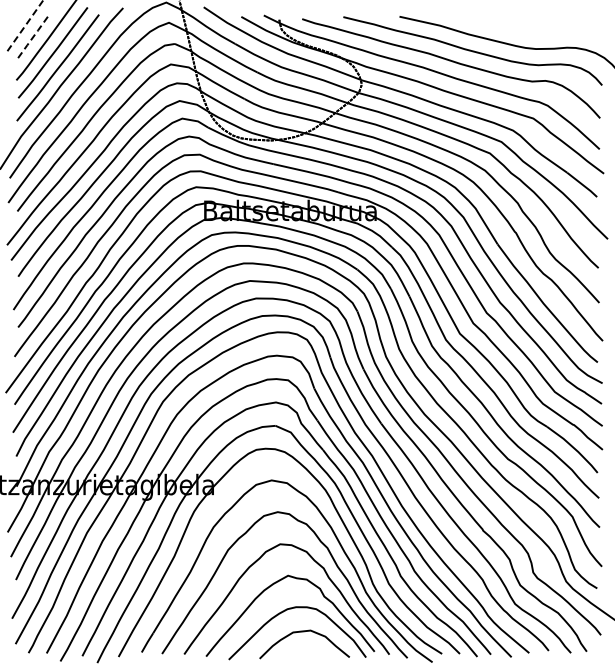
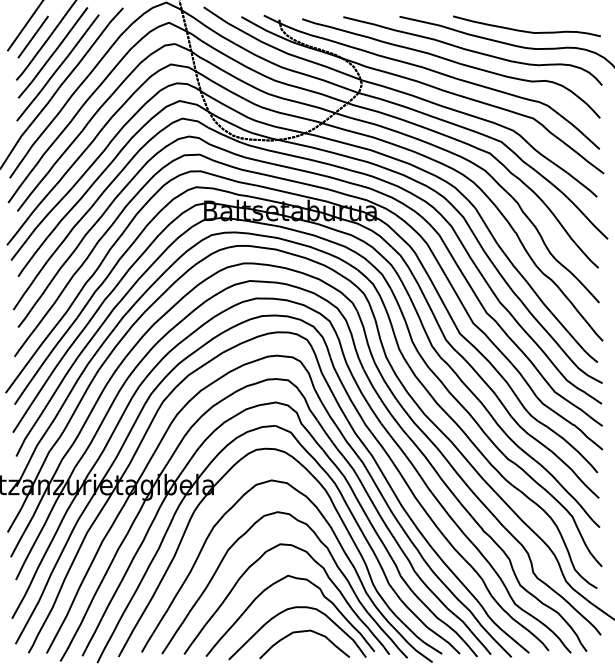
line: dashed -> solid (25, 25)
curve: none -> present (526, 30)
line: dashed -> solid (33, 36)
